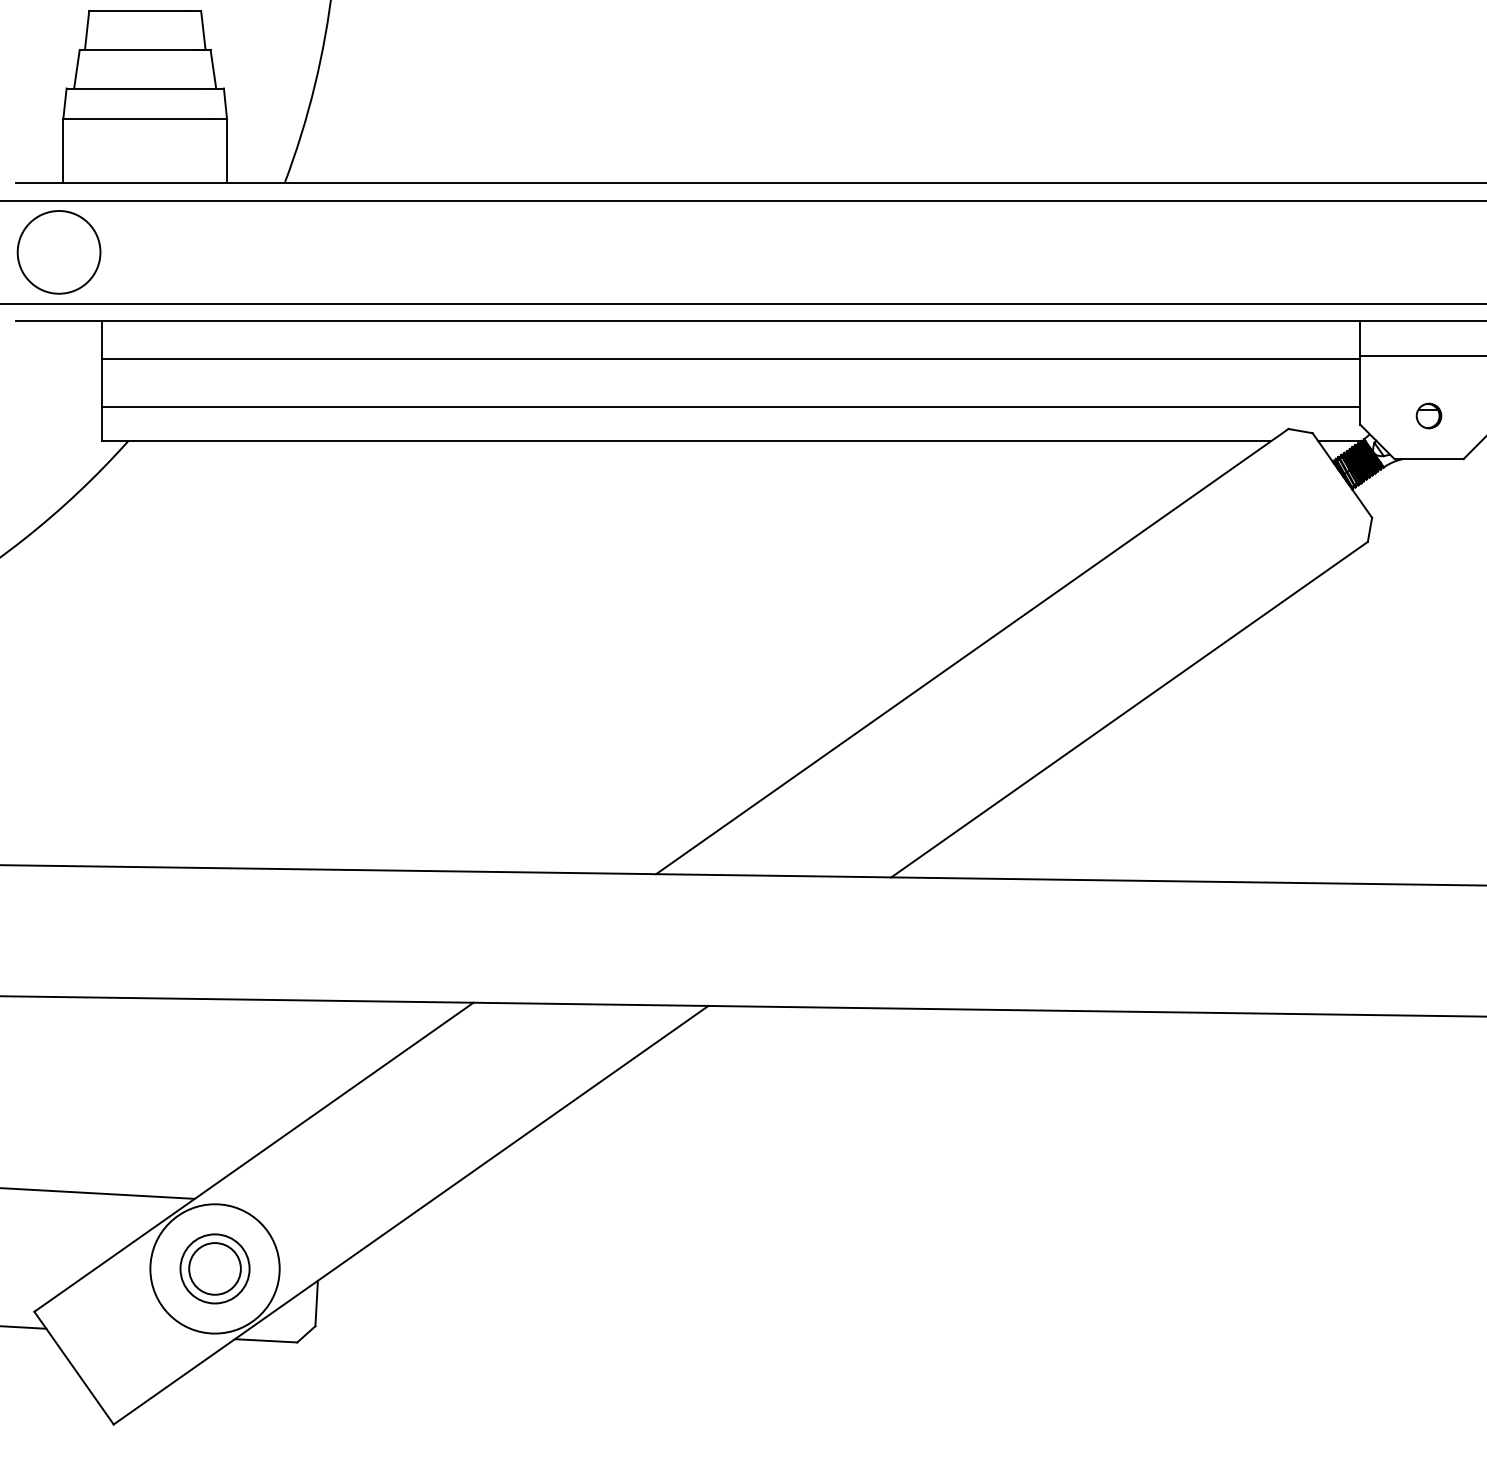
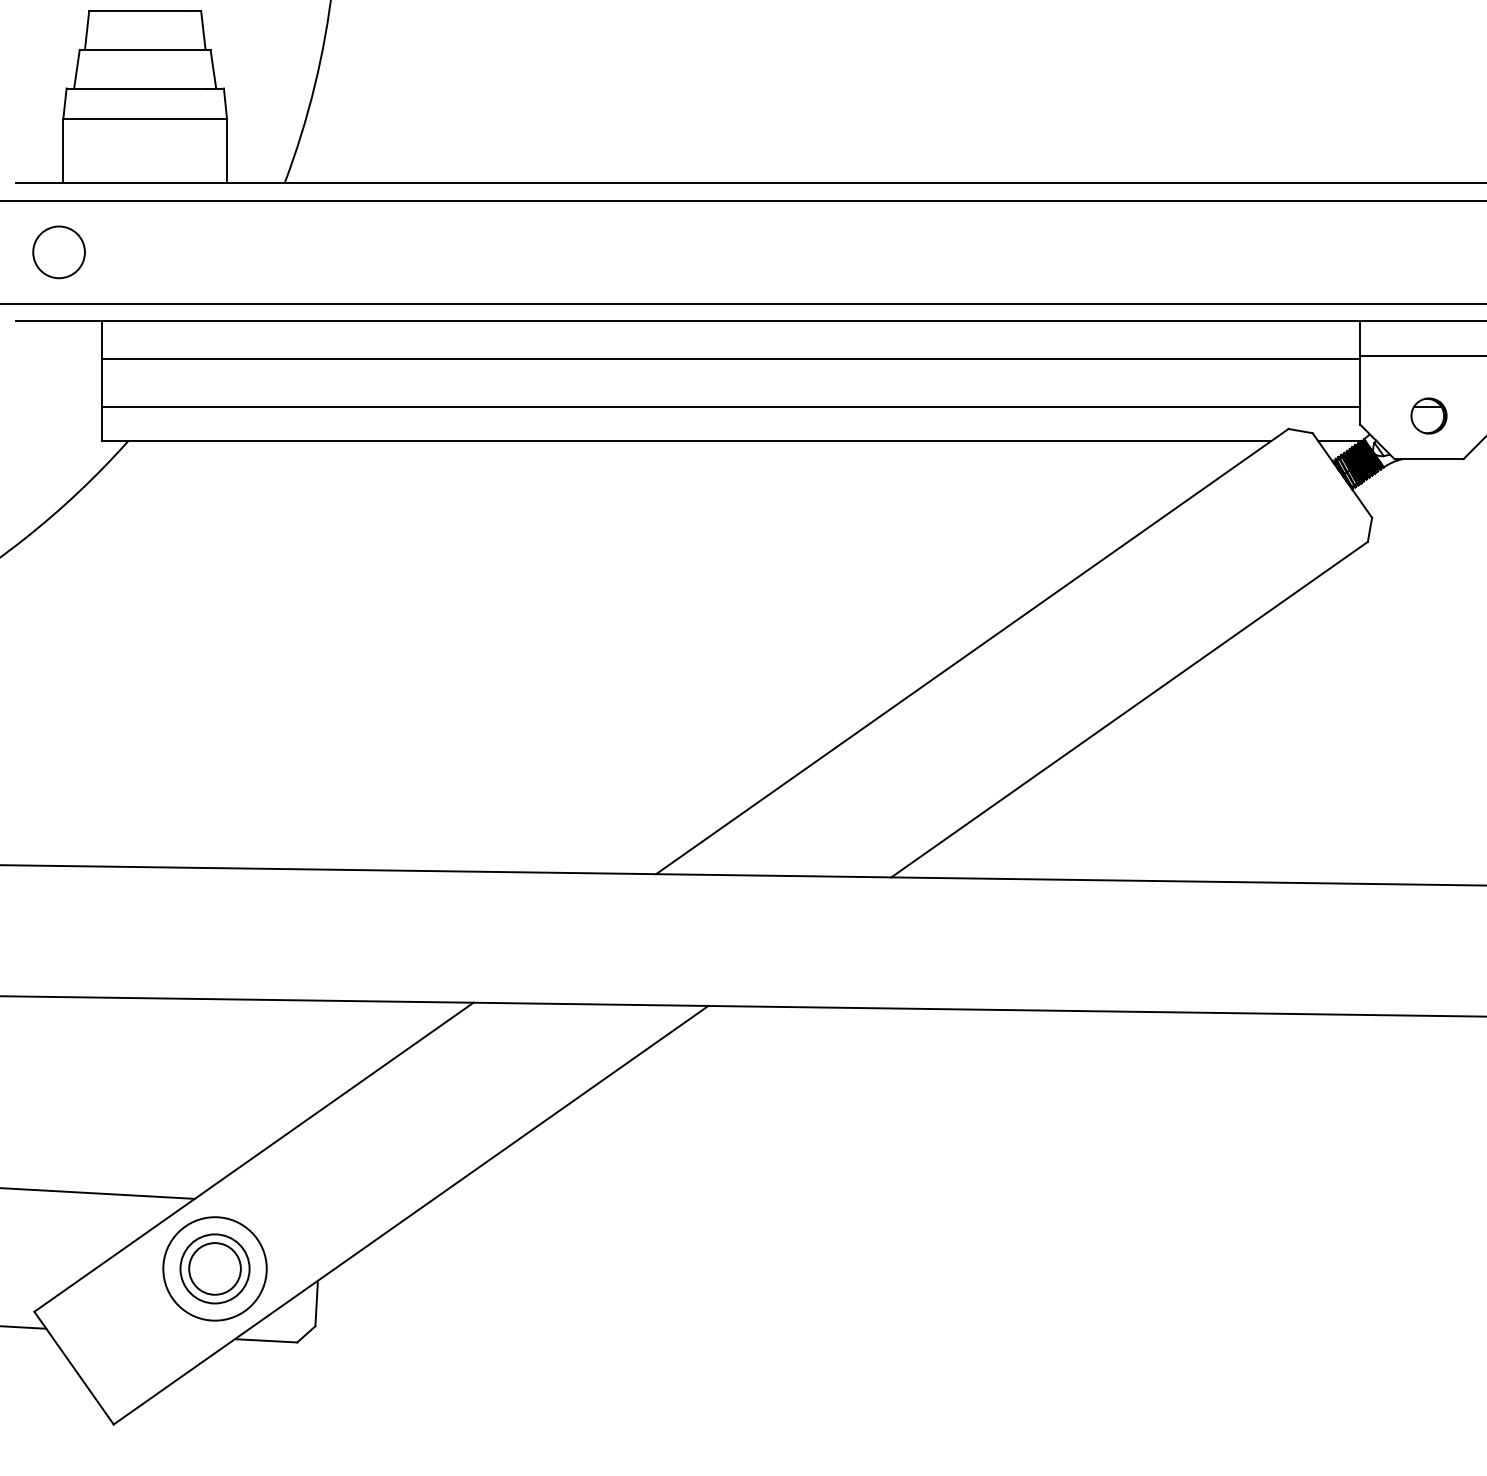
circle diameter: 83 px -> 52 px (58, 252)
part size: 28x28 px -> 38x38 px (1428, 415)
circle diameter: 129 px -> 103 px (214, 1268)
